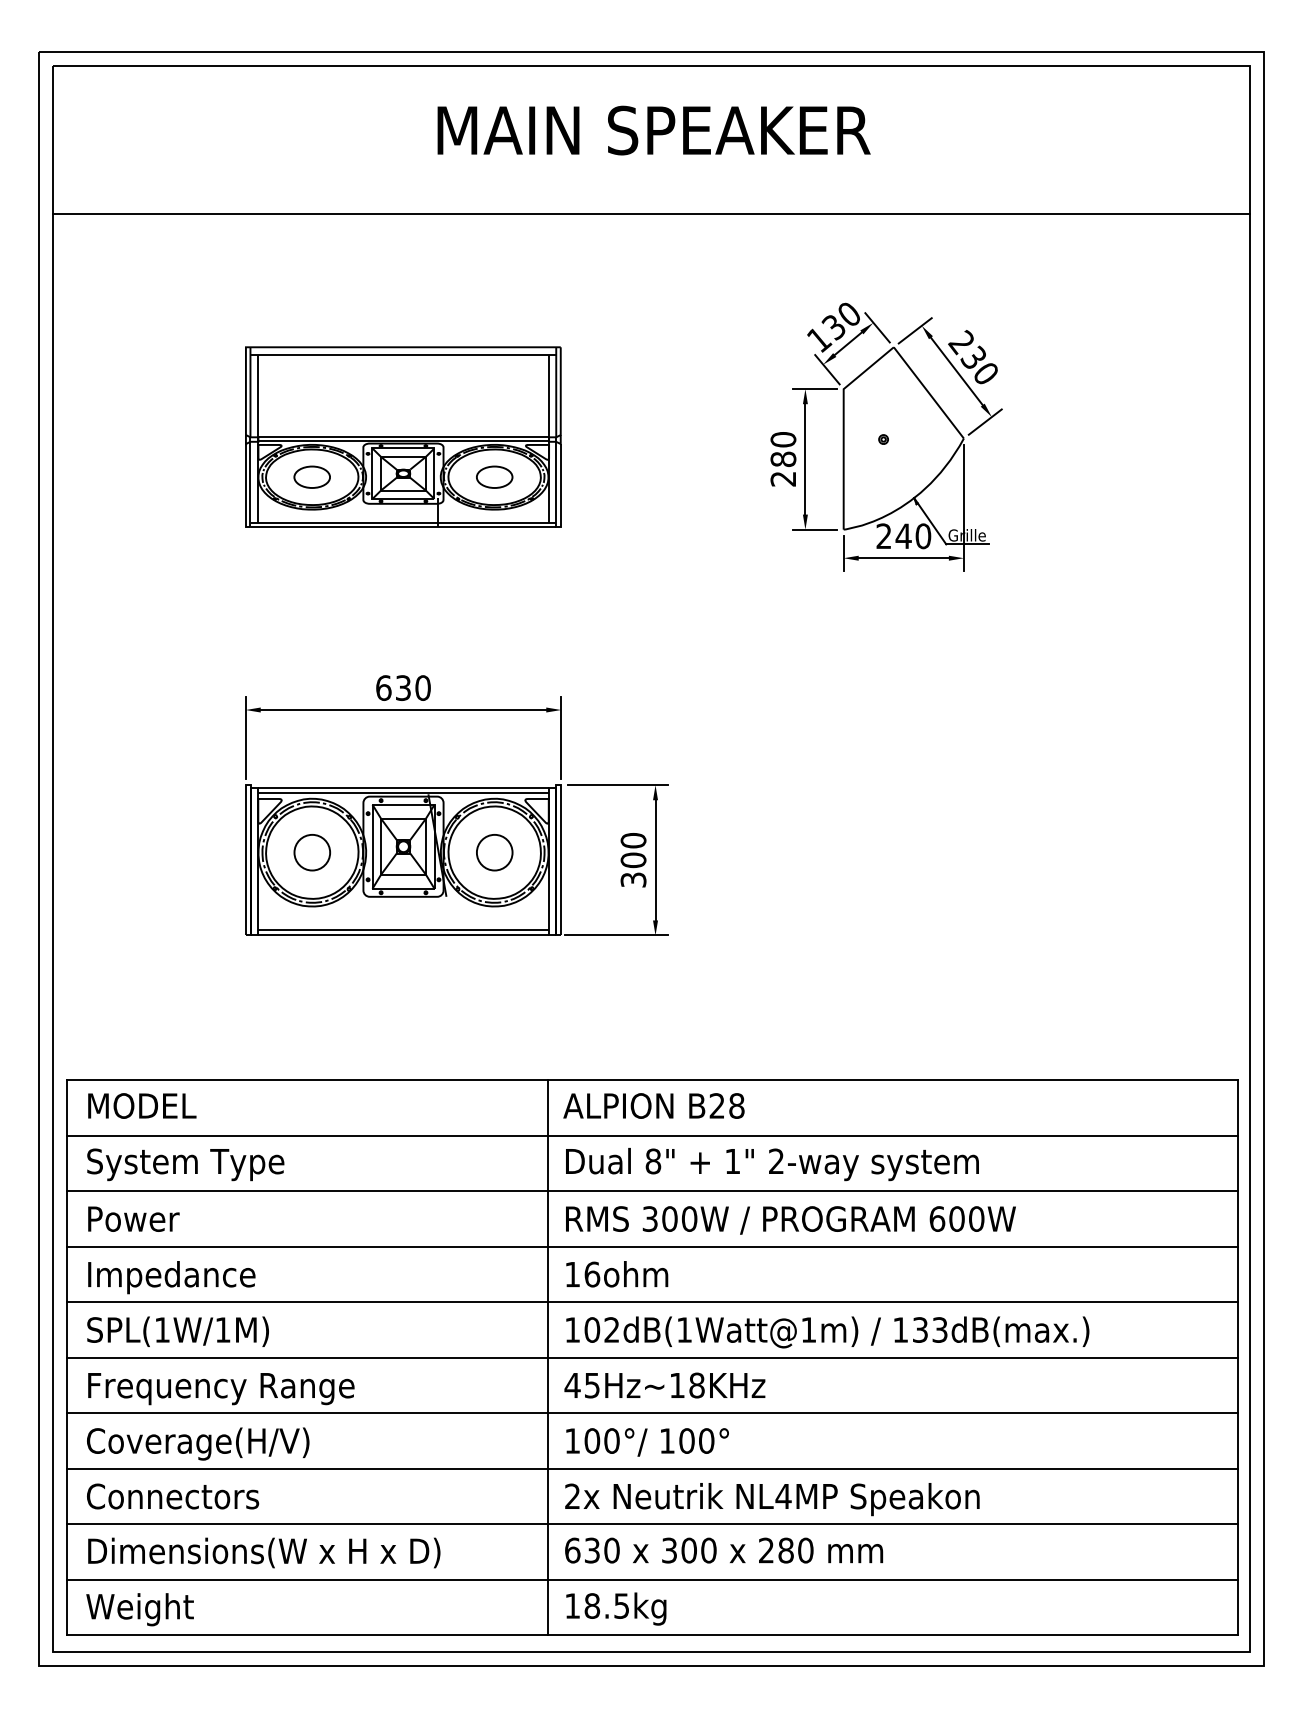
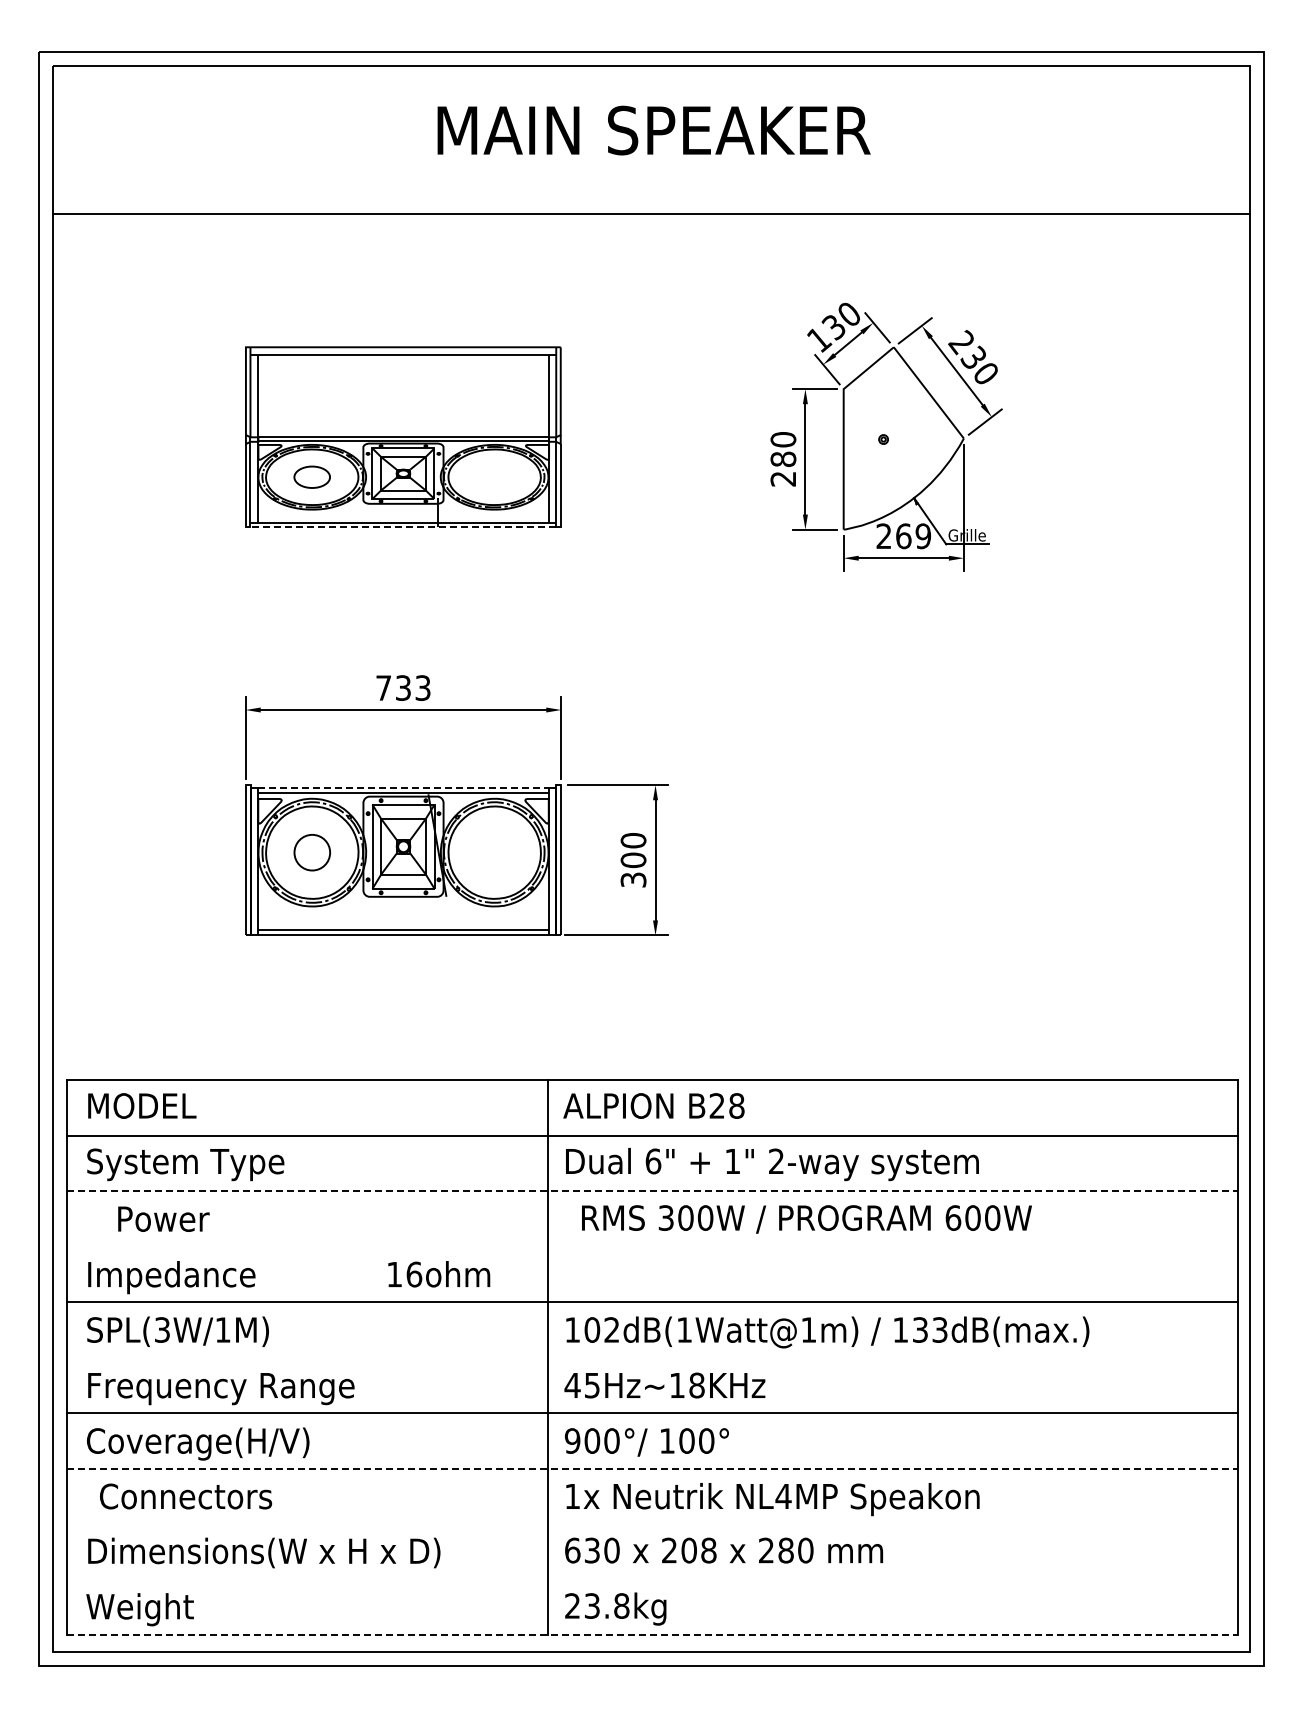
part: present -> none (494, 476)
line: solid -> dashed (403, 527)
text: 240 -> 269 (913, 536)
text: 630 -> 733 (403, 687)
line: solid -> dashed (404, 788)
part: present -> none (494, 852)
text: 8" -> 6" (653, 1161)
line: solid -> dashed (652, 1191)
text position: (133, 1218) -> (163, 1218) (163, 1218)
text position: (790, 1220) -> (806, 1219) (806, 1219)
line: present -> none (652, 1246)
text position: (617, 1274) -> (439, 1274) (439, 1274)
text: SPL(1W/1M) -> SPL(3W/1M) (162, 1329)
line: present -> none (652, 1357)
text: 100°/ -> 900°/ (572, 1440)
line: solid -> dashed (652, 1468)
text: 2x -> 1x (572, 1495)
text position: (173, 1496) -> (186, 1496) (186, 1496)
line: present -> none (652, 1524)
text: 300 -> 208 (689, 1550)
line: present -> none (652, 1579)
text: 18.5kg -> 23.8kg (597, 1605)
line: solid -> dashed (652, 1635)
